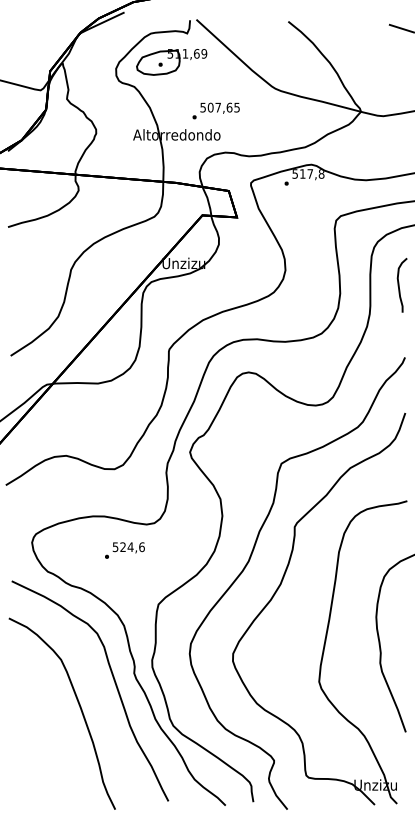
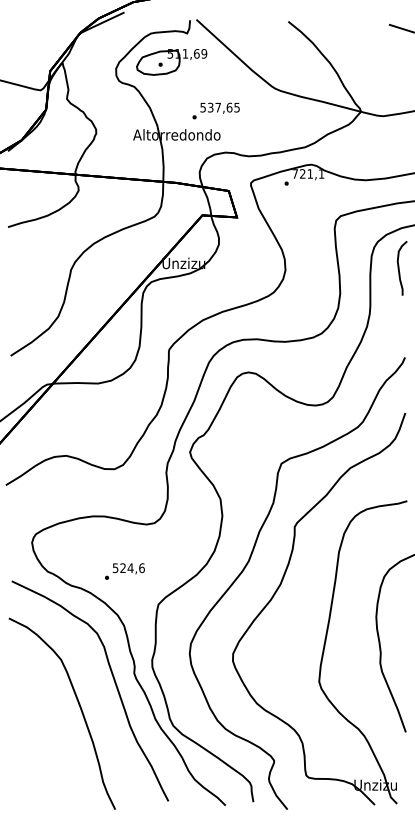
text: 507,65 -> 537,65 (210, 107)
text: 517,8 -> 721,1 (308, 173)
curve position: (399, 285) -> (399, 268) (399, 268)
text position: (124, 550) -> (124, 571) (124, 571)
